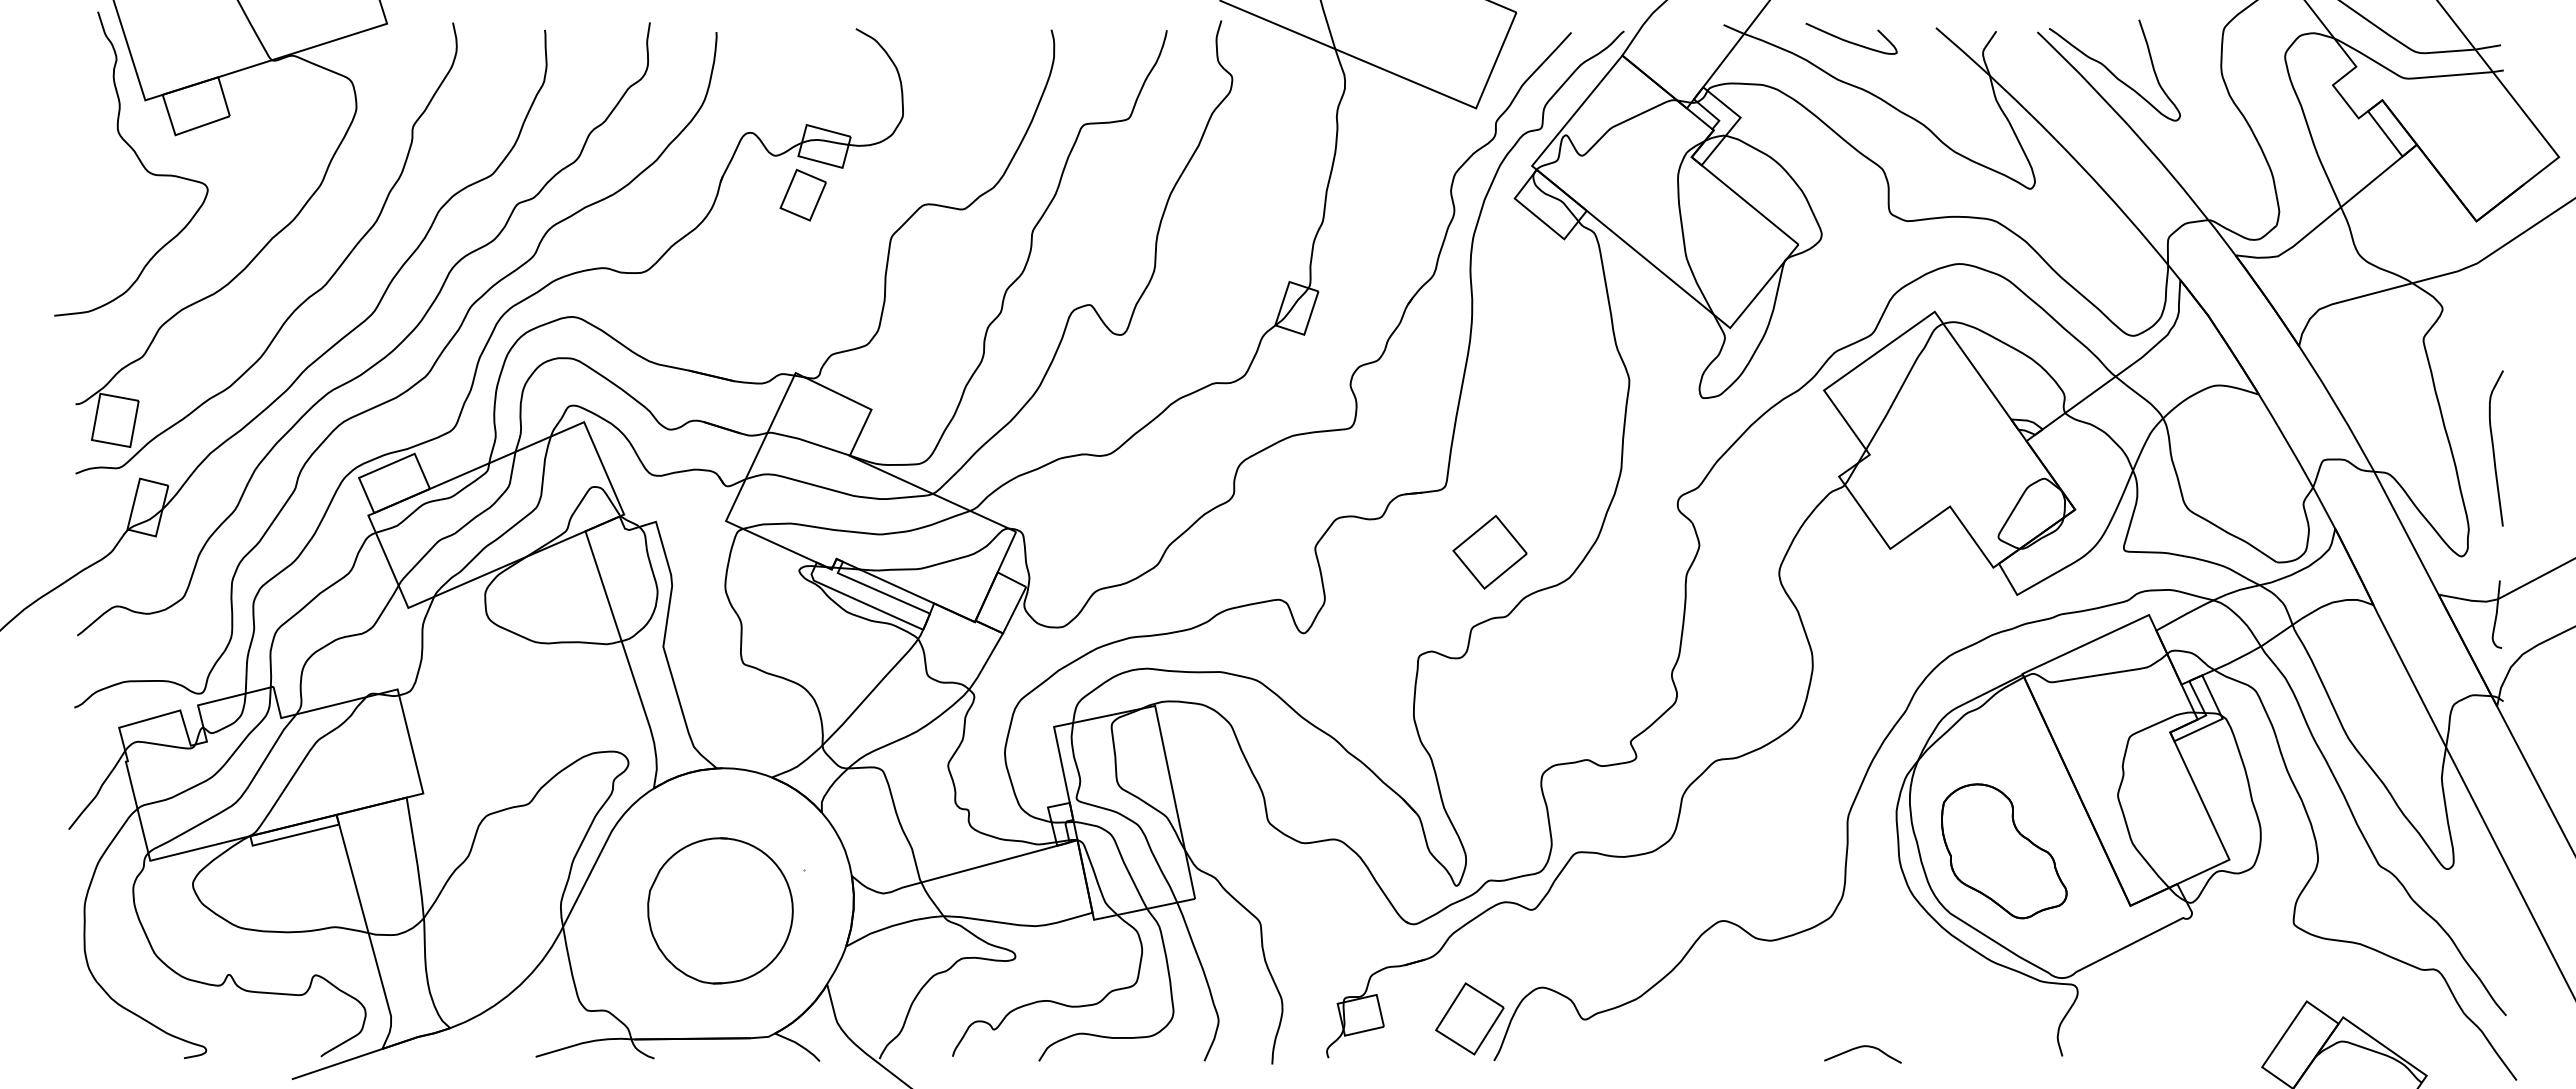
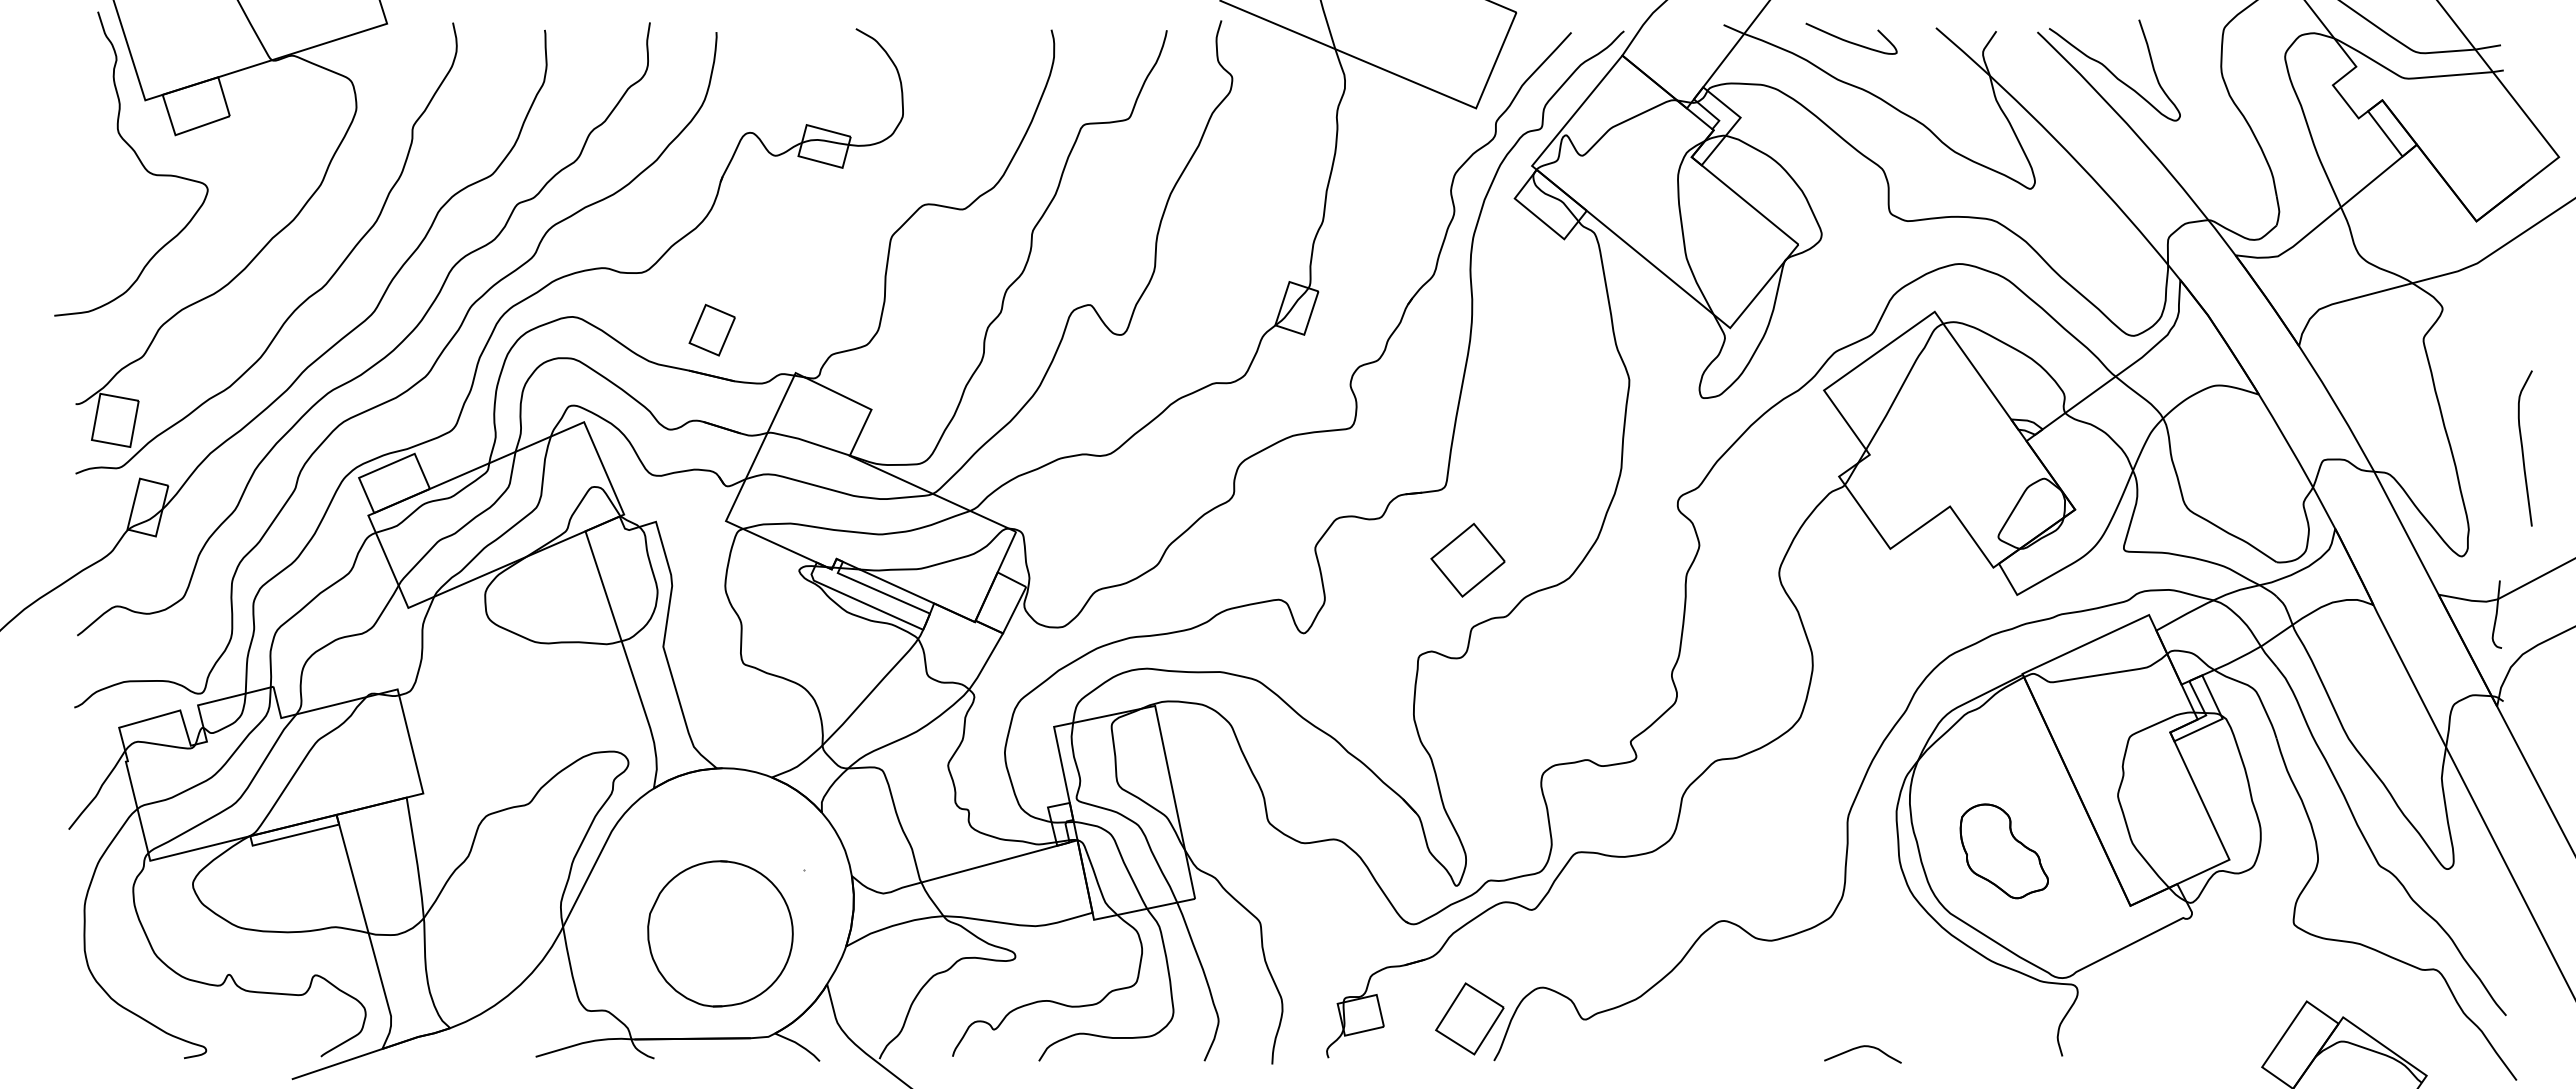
part position: (802, 194) -> (711, 329) (711, 329)
curve position: (2494, 448) -> (2523, 448) (2523, 448)
part position: (1489, 551) -> (1467, 559) (1467, 559)
part size: 127x137 px -> 90x97 px (2003, 851)
part position: (720, 910) -> (720, 933) (720, 933)
